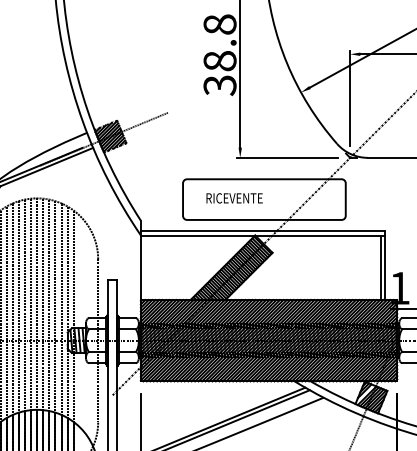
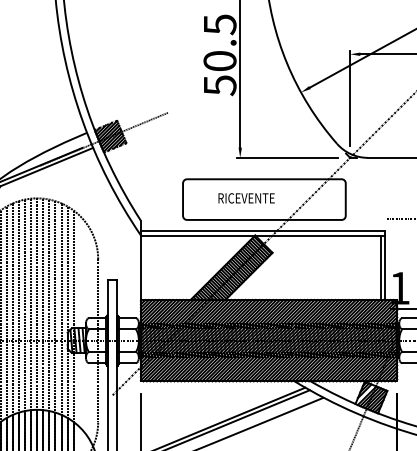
text: 38.8 -> 50.5 (219, 54)
text position: (234, 198) -> (246, 198) (246, 198)
line: none -> present (399, 218)
